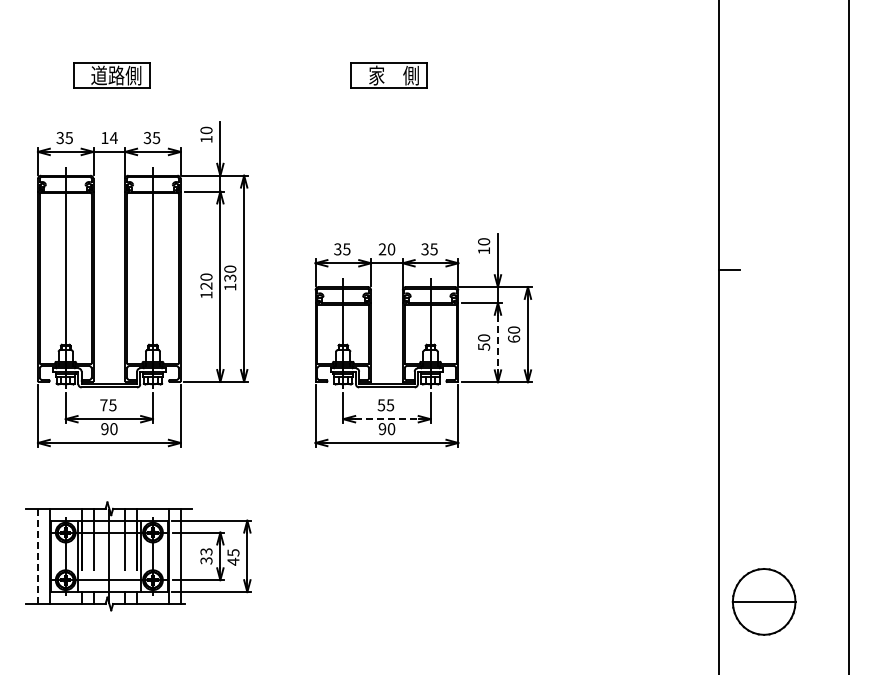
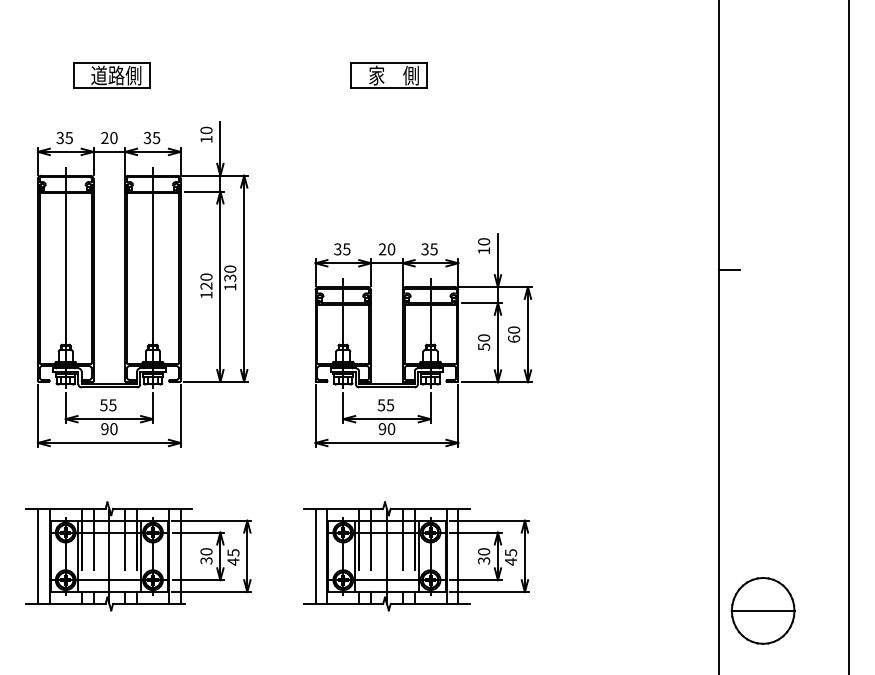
text: 14 -> 20 (109, 137)
line: dashed -> solid (497, 342)
text: 75 -> 55 (103, 405)
line: dashed -> solid (386, 419)
text: 33 -> 30 (206, 551)
line: dashed -> solid (37, 556)
part: none -> present (416, 556)
part position: (763, 601) -> (762, 610) (762, 610)
